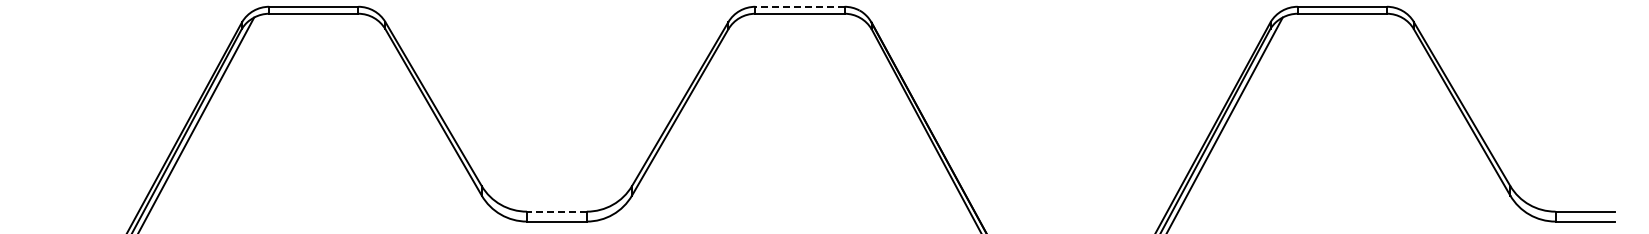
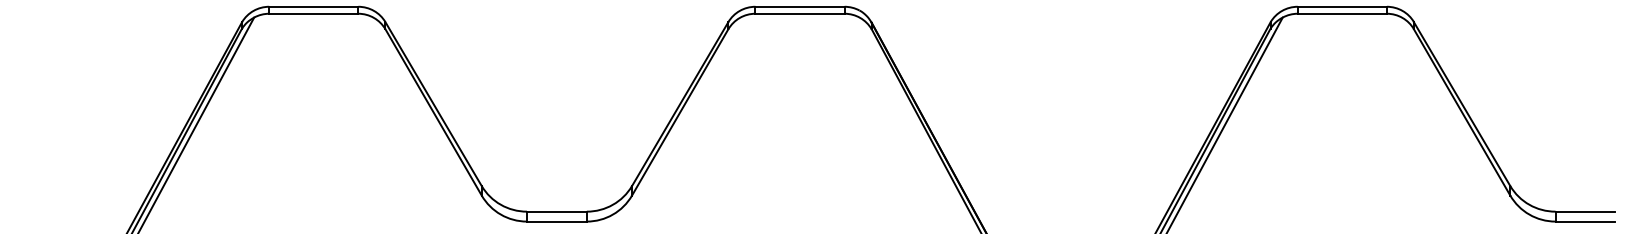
line: dashed -> solid (800, 6)
line: dashed -> solid (556, 211)
